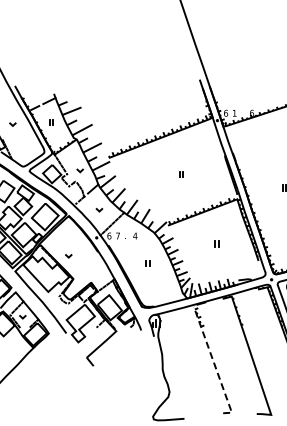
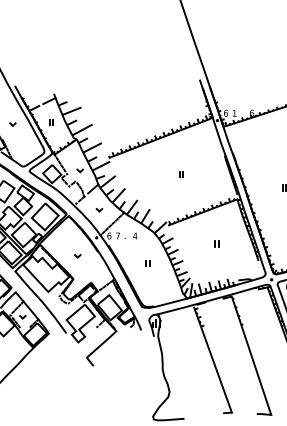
line position: (68, 256) -> (77, 256) (77, 256)
line: dashed -> solid (214, 363)
